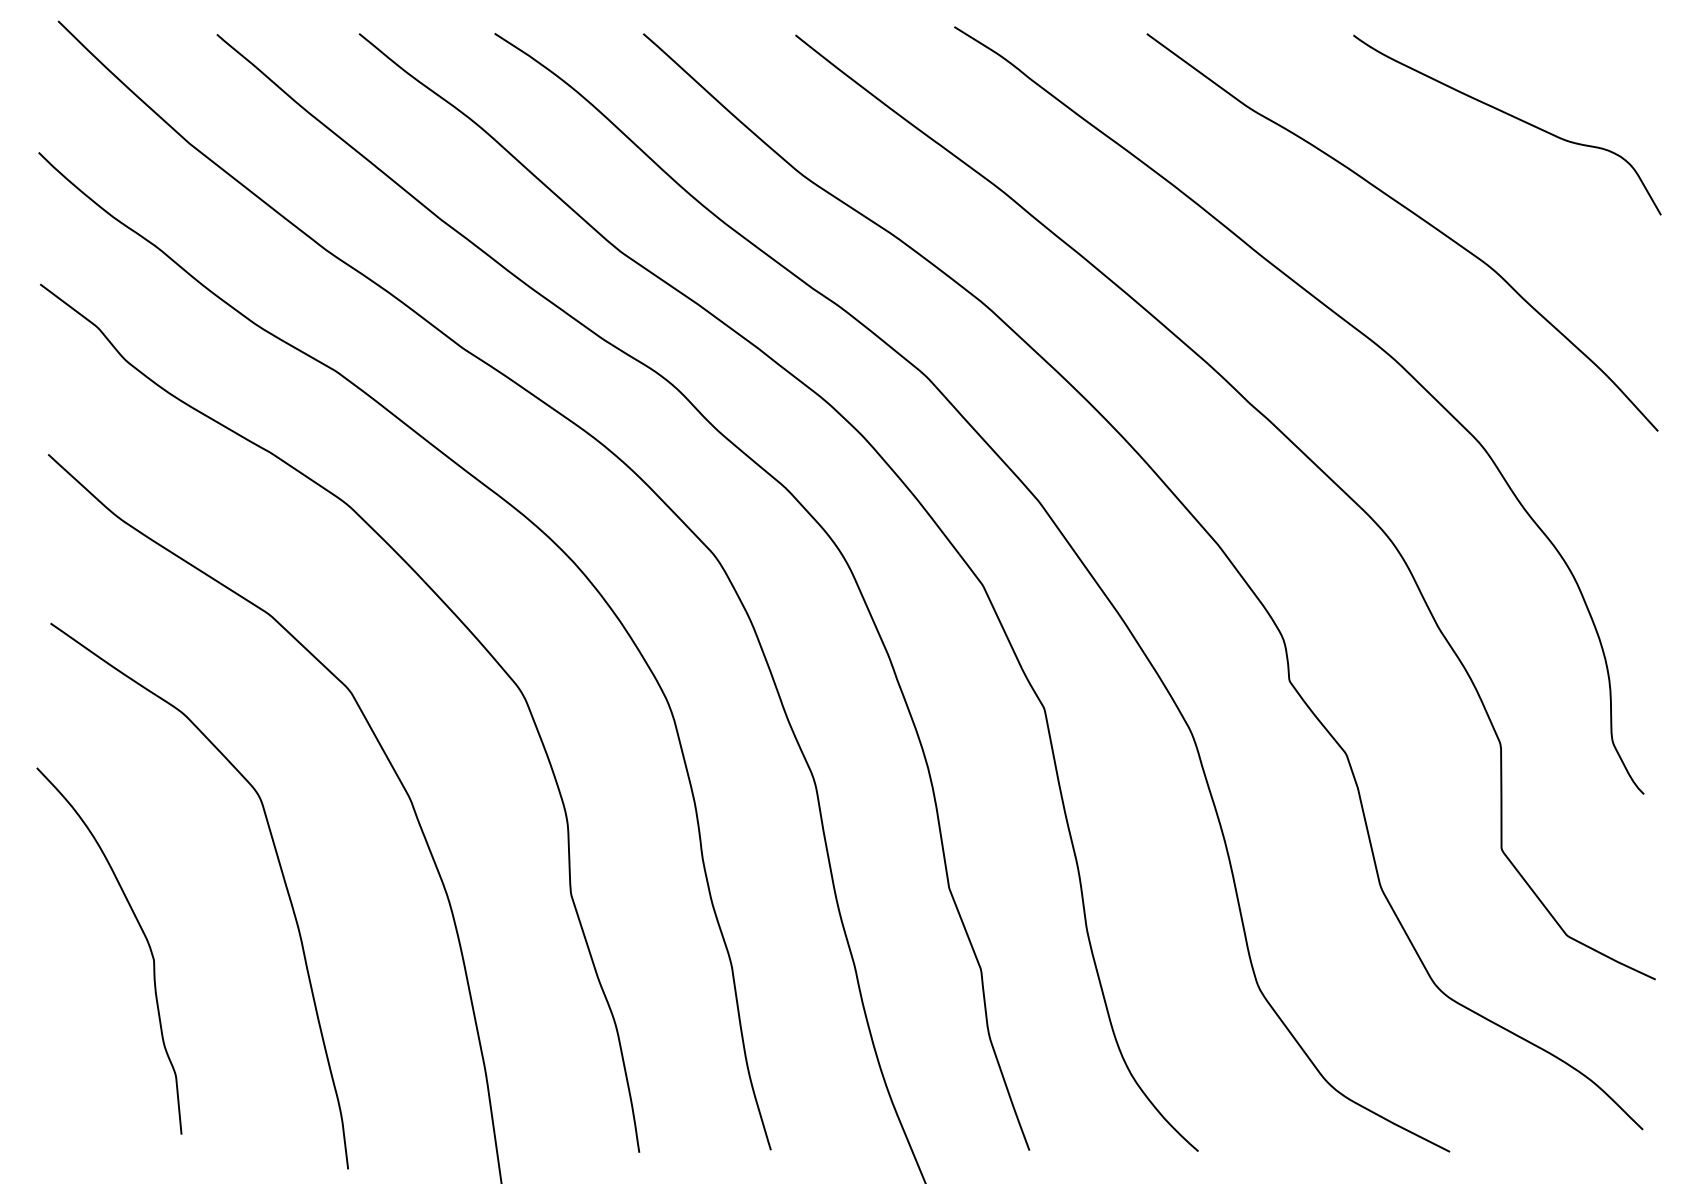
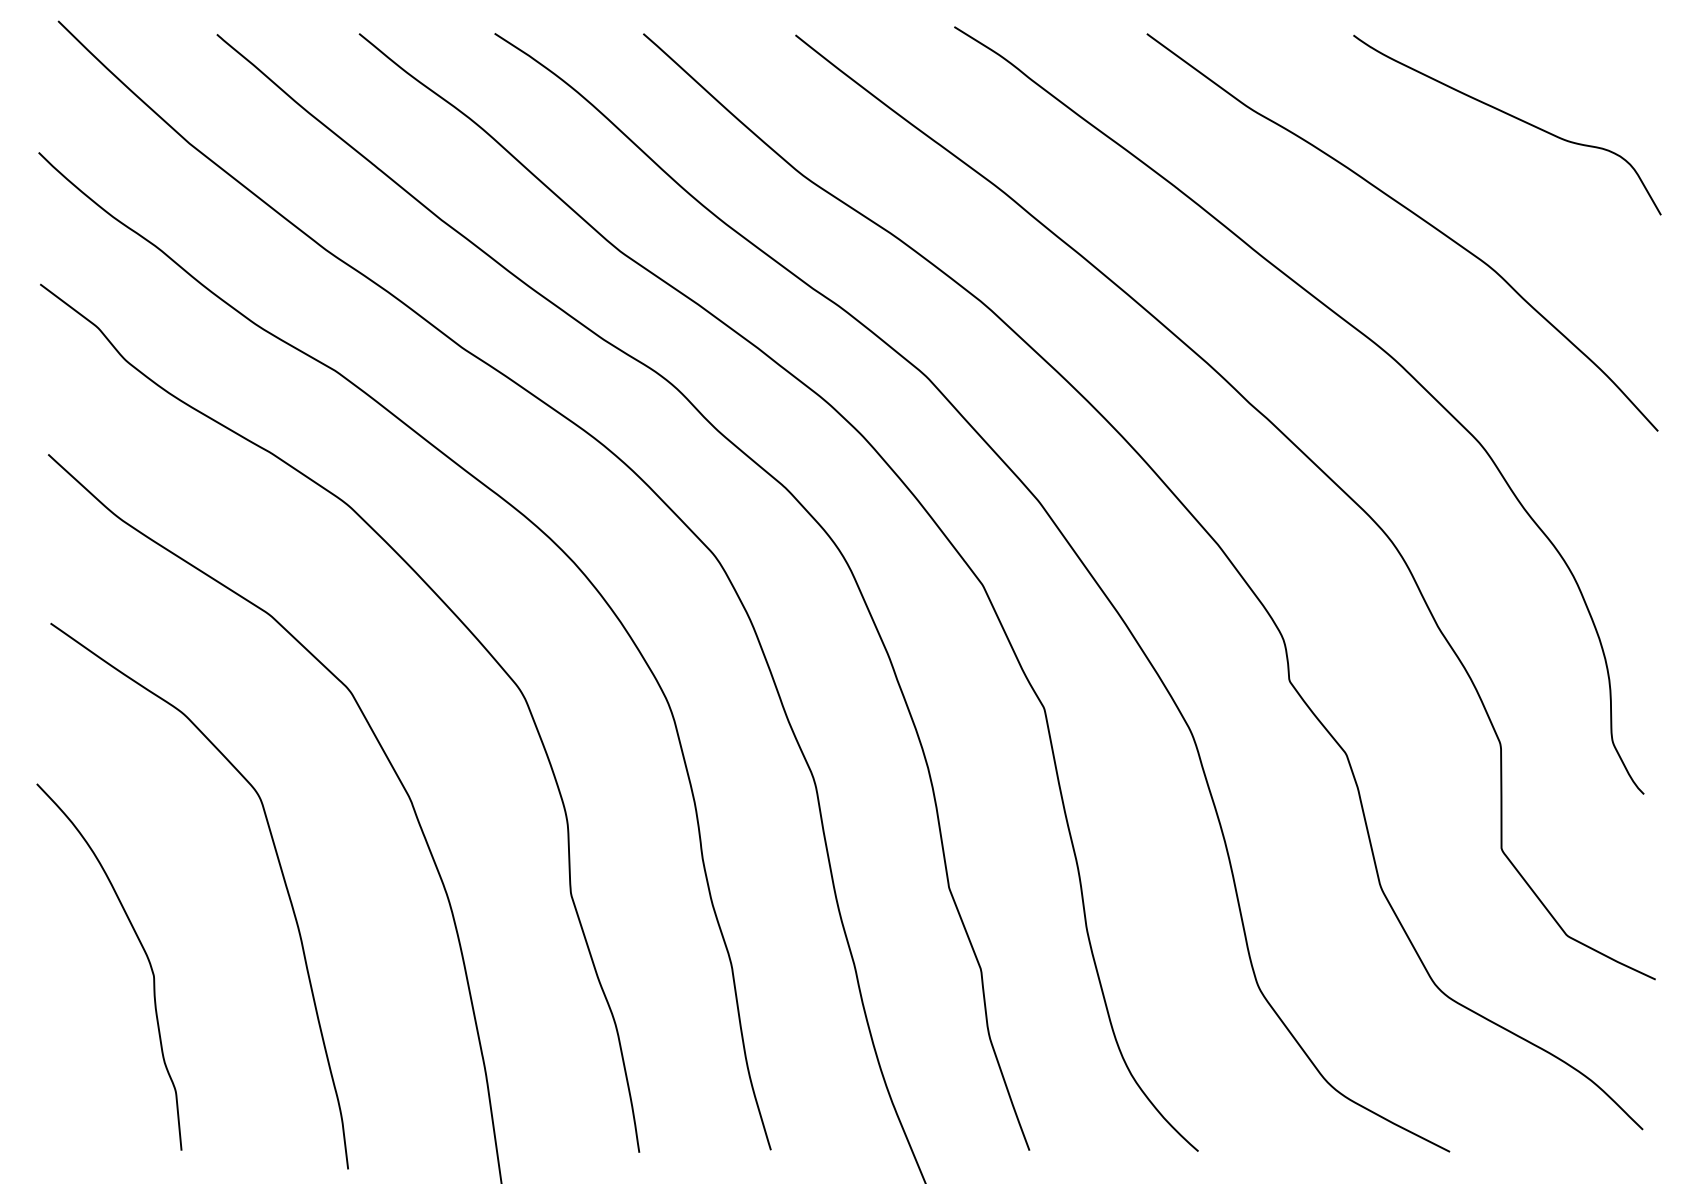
curve position: (143, 934) -> (143, 950) (143, 950)
